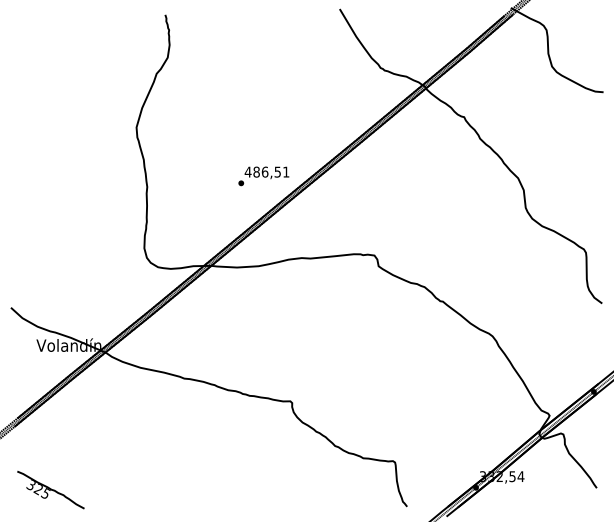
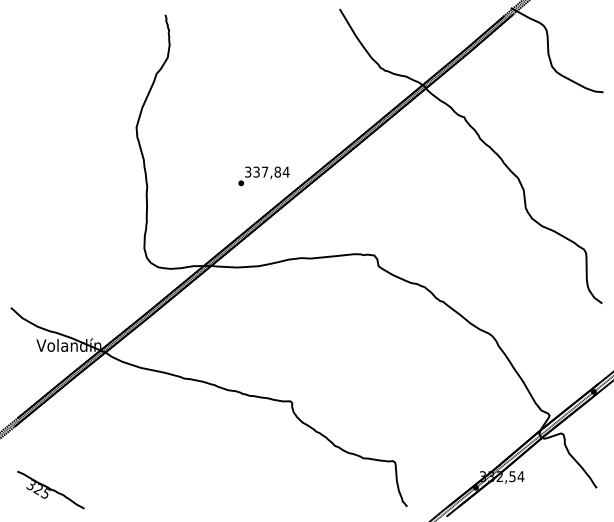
text: 486,51 -> 337,84 (266, 171)
